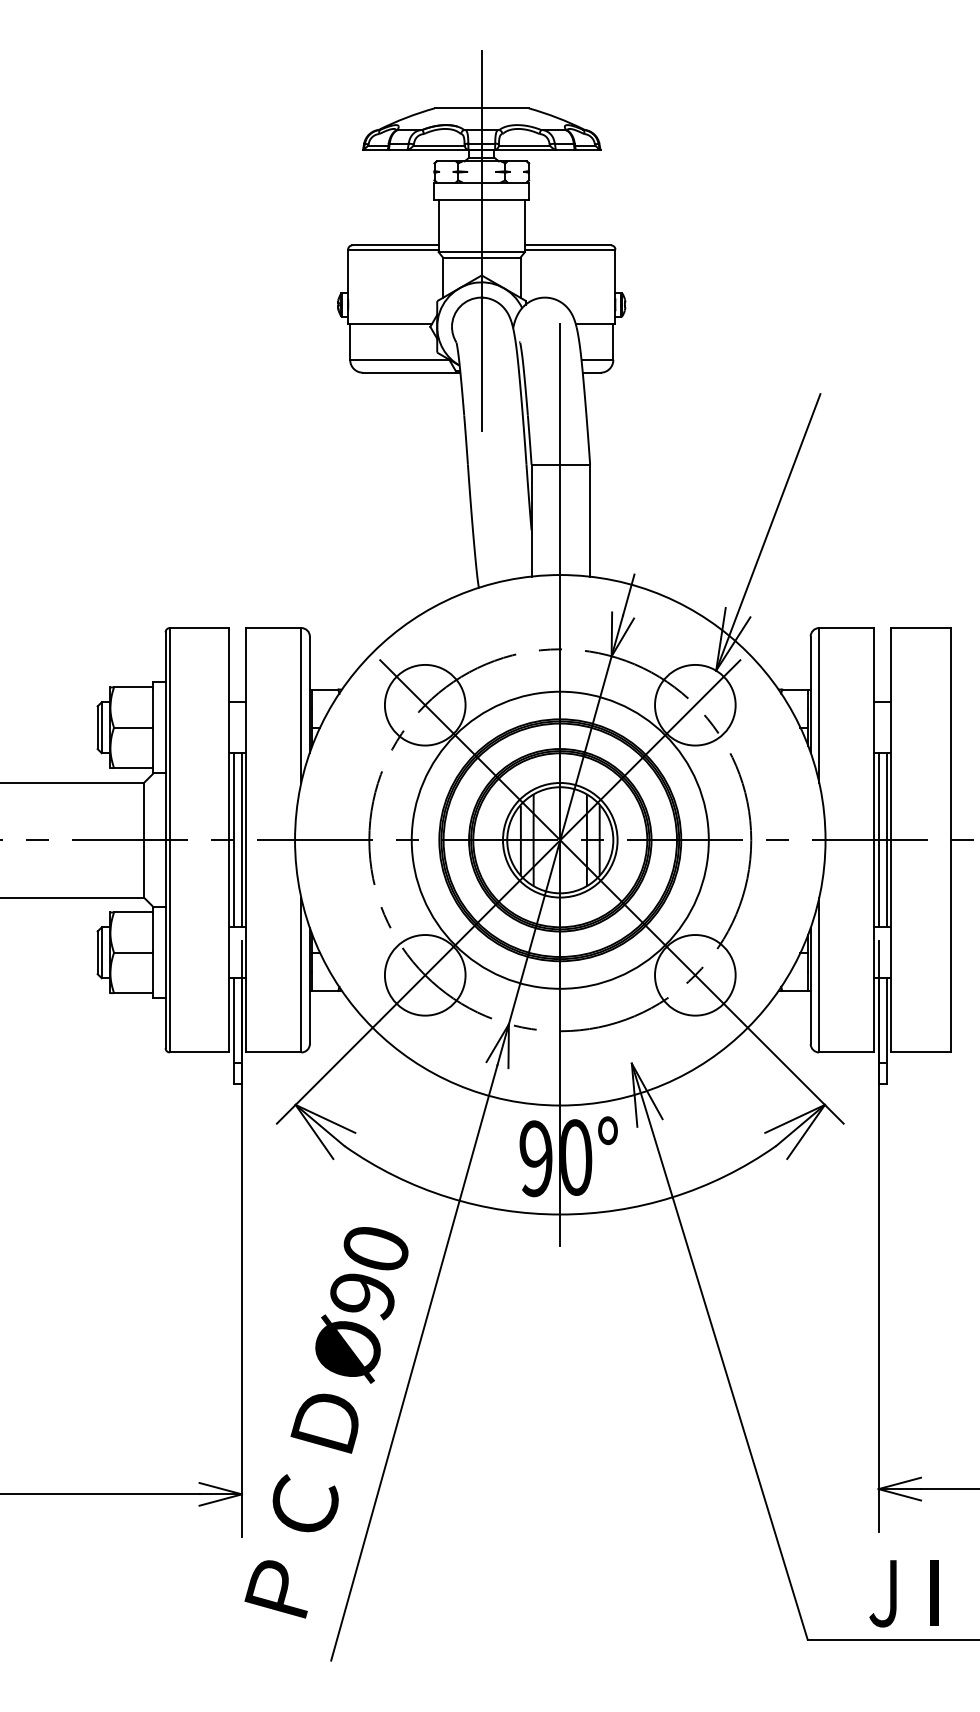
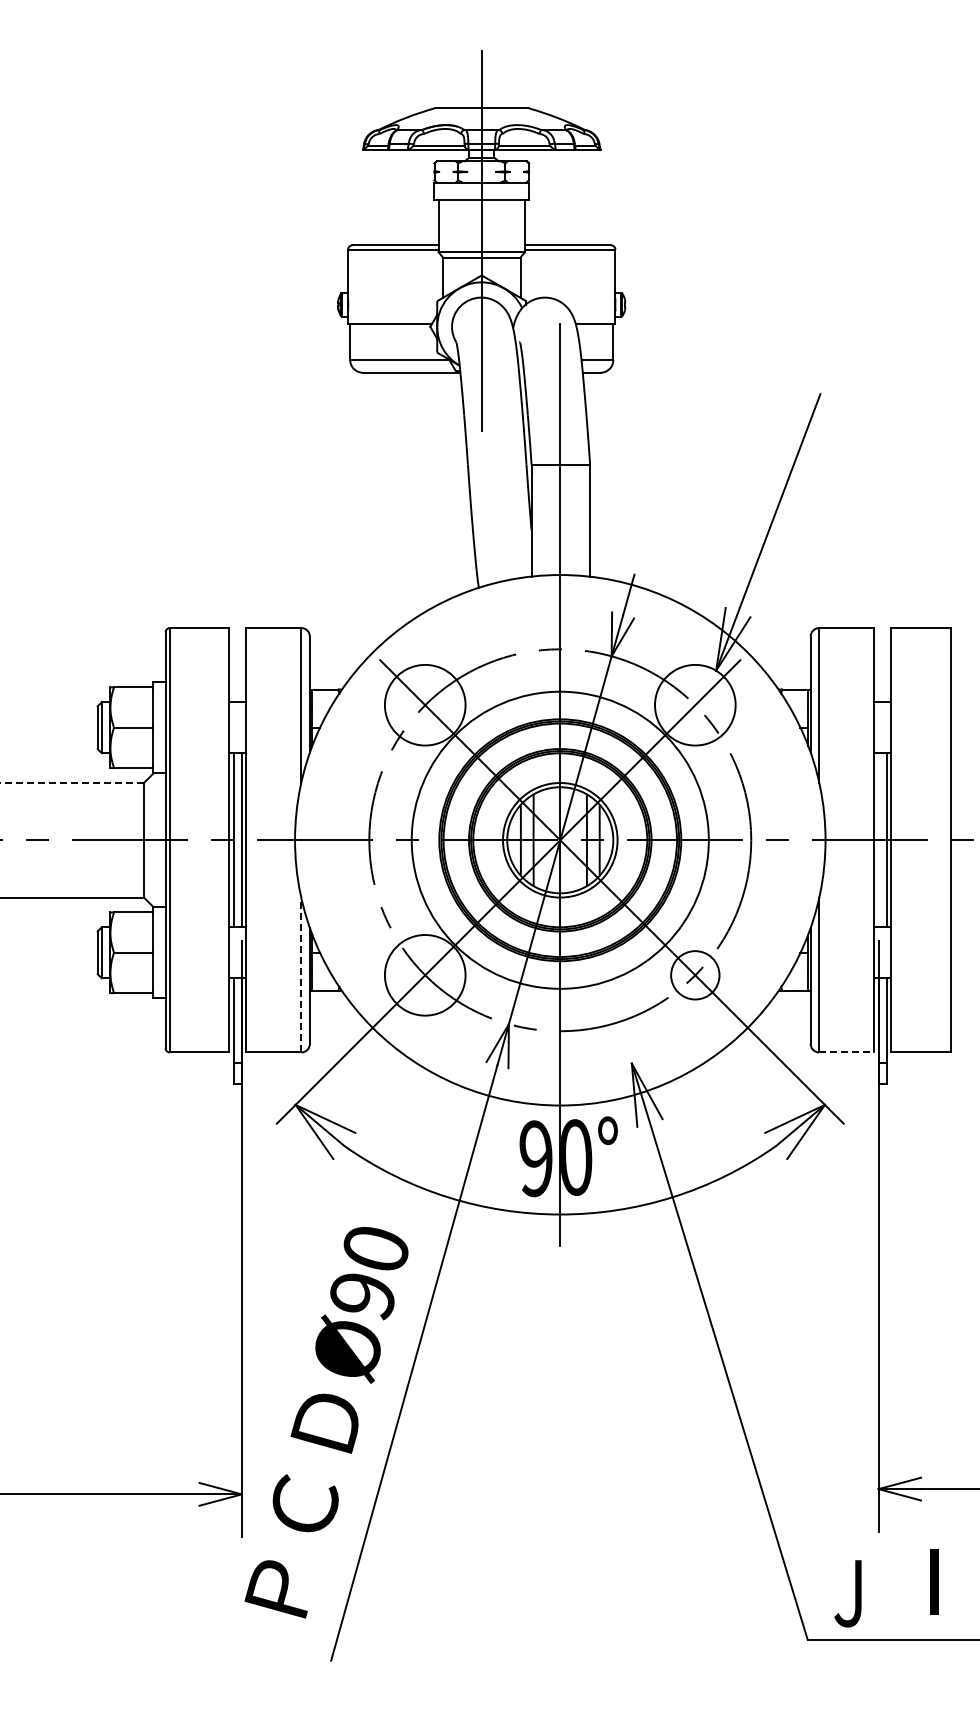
line: solid -> dashed (72, 782)
line: present -> none (878, 840)
line: solid -> dashed (301, 974)
circle diameter: 81 px -> 48 px (695, 975)
line: solid -> dashed (846, 1052)
text position: (934, 1592) -> (934, 1581) (934, 1581)
text position: (882, 1593) -> (847, 1593) (847, 1593)
